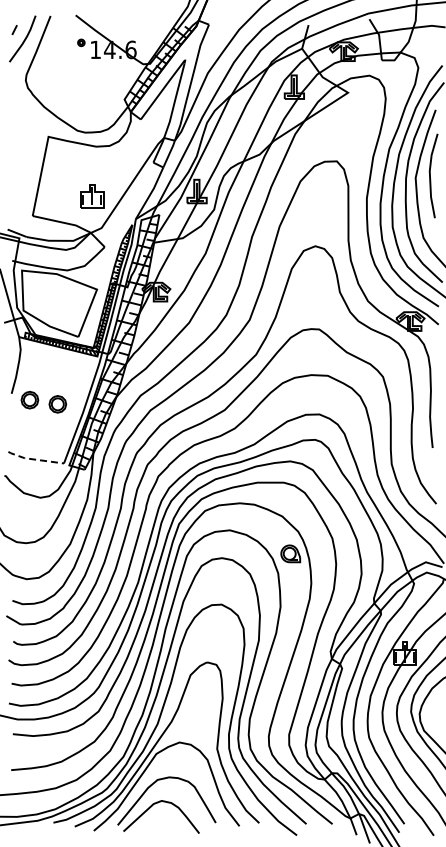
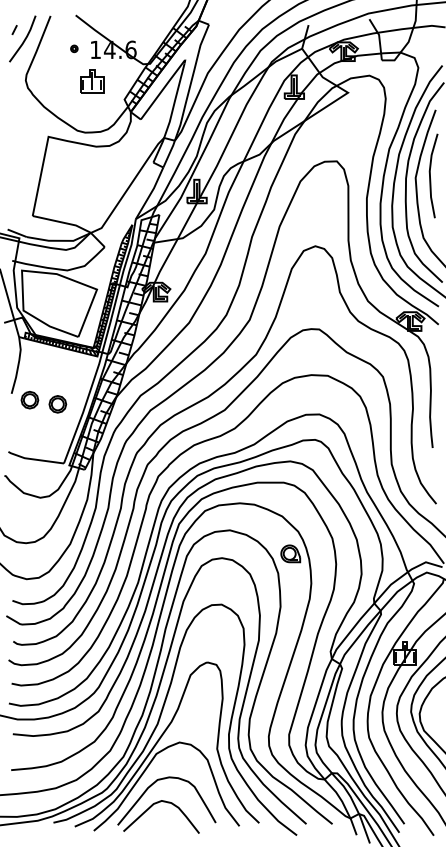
part position: (81, 42) -> (74, 48) (74, 48)
part position: (92, 196) -> (92, 81) (92, 81)
line: dashed -> solid (34, 459)
